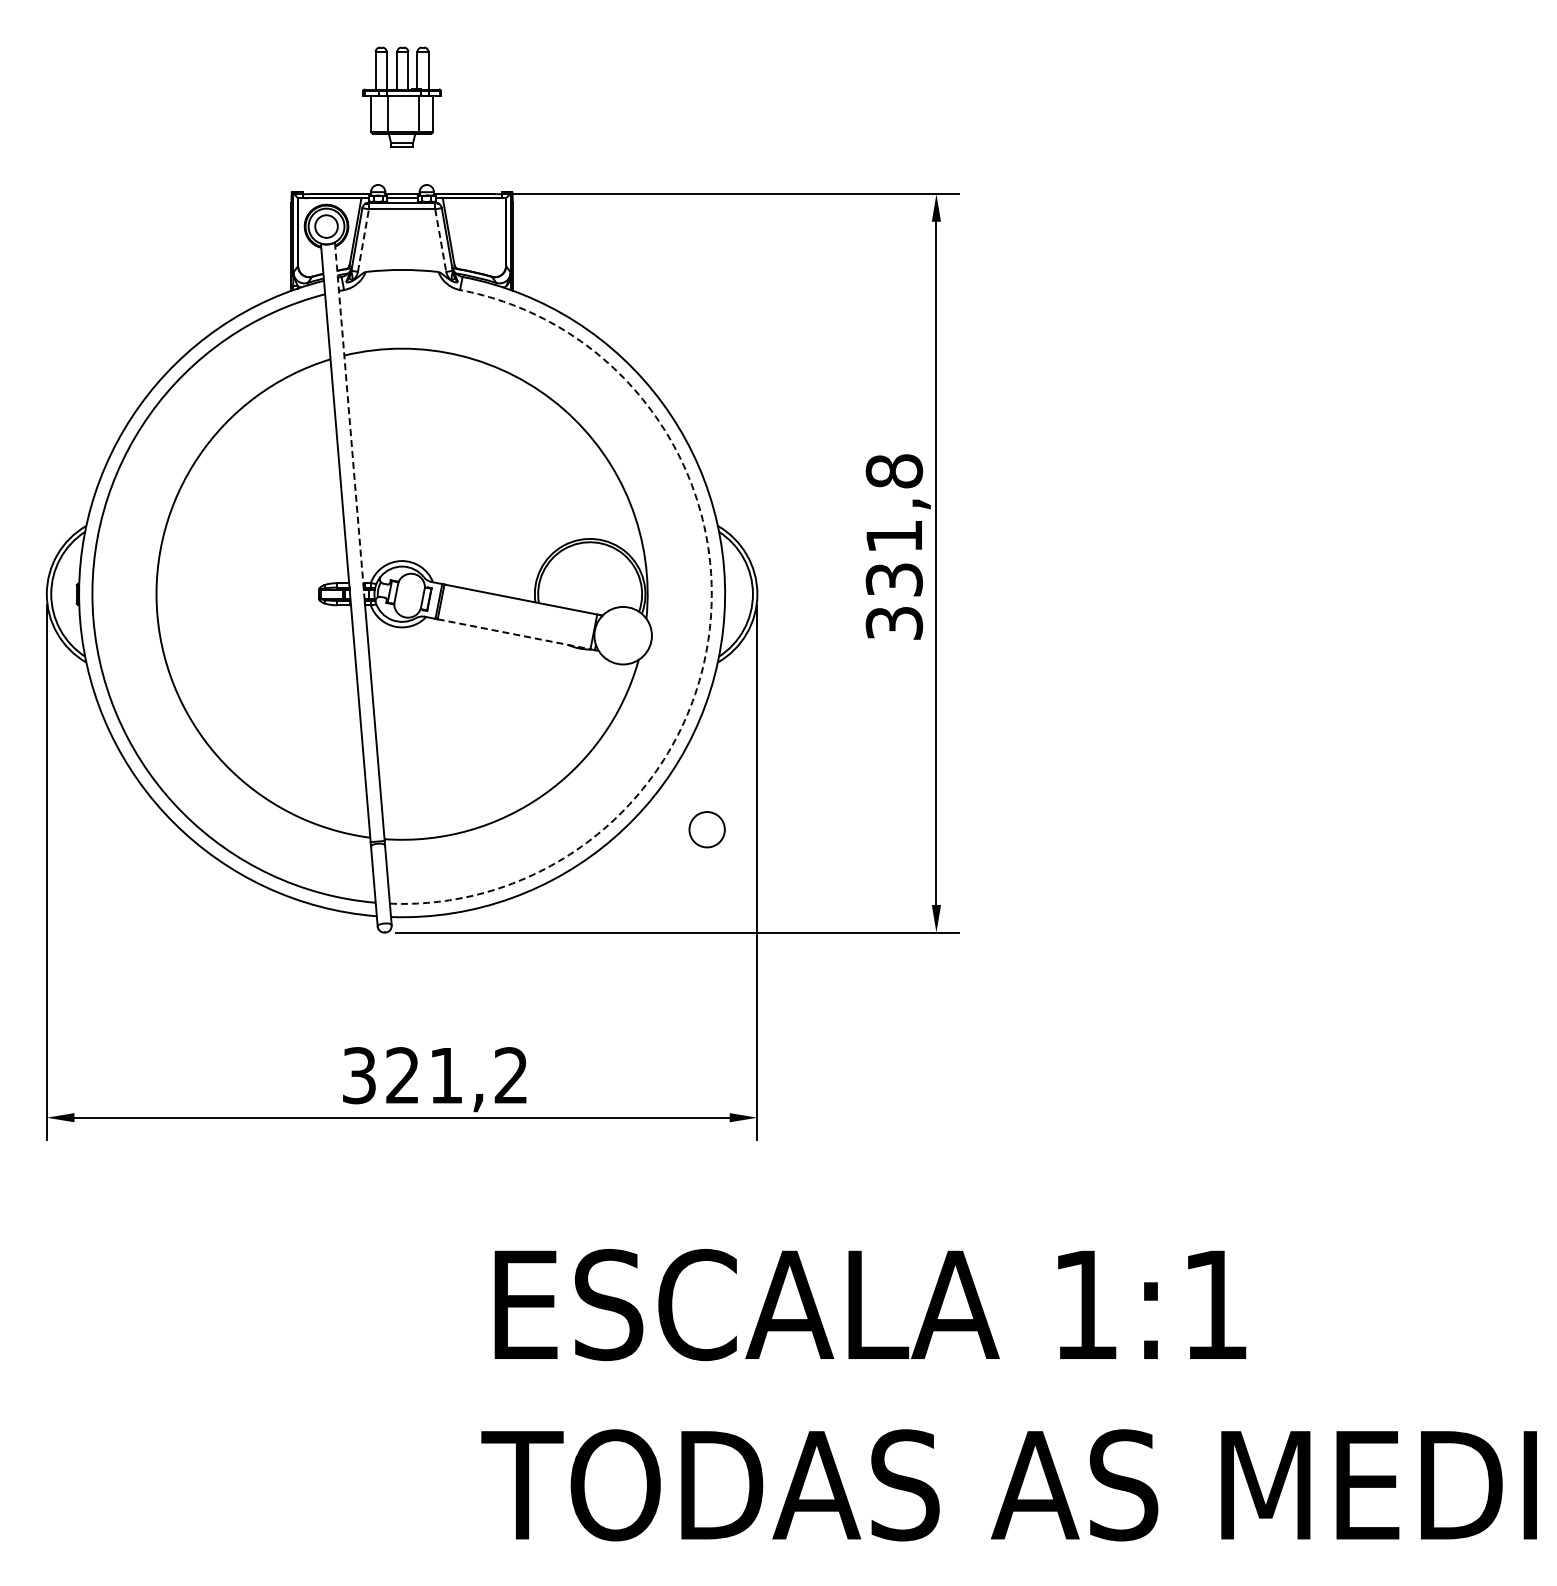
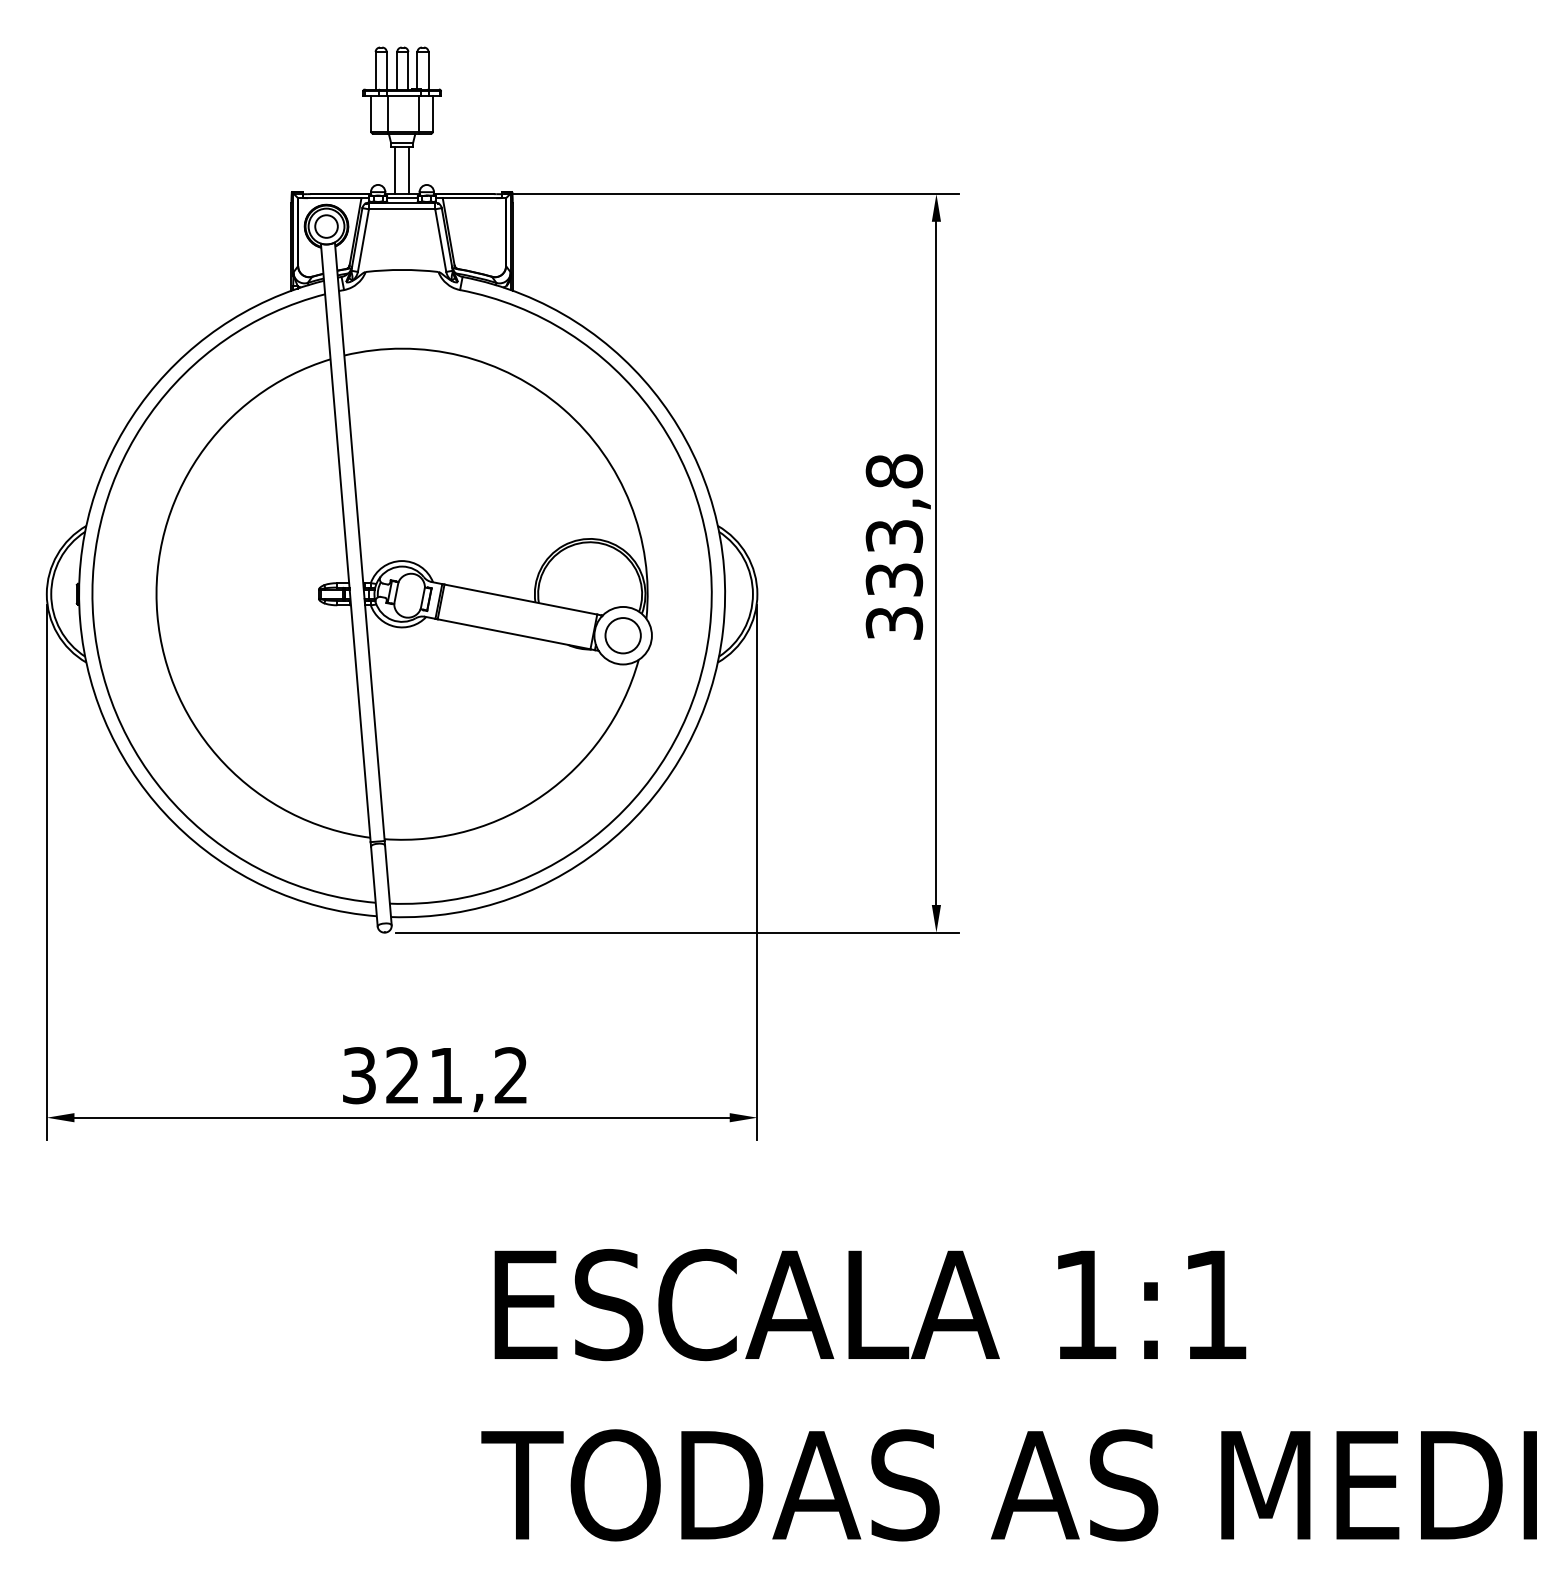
line: none -> present (395, 170)
line: none -> present (408, 170)
line: dashed -> solid (363, 240)
line: dashed -> solid (440, 240)
line: dashed -> solid (349, 421)
text: 331,8 -> 333,8 (894, 536)
arc: dashed -> solid (709, 629)
line: dashed -> solid (514, 634)
circle position: (706, 829) -> (622, 635) (622, 635)
